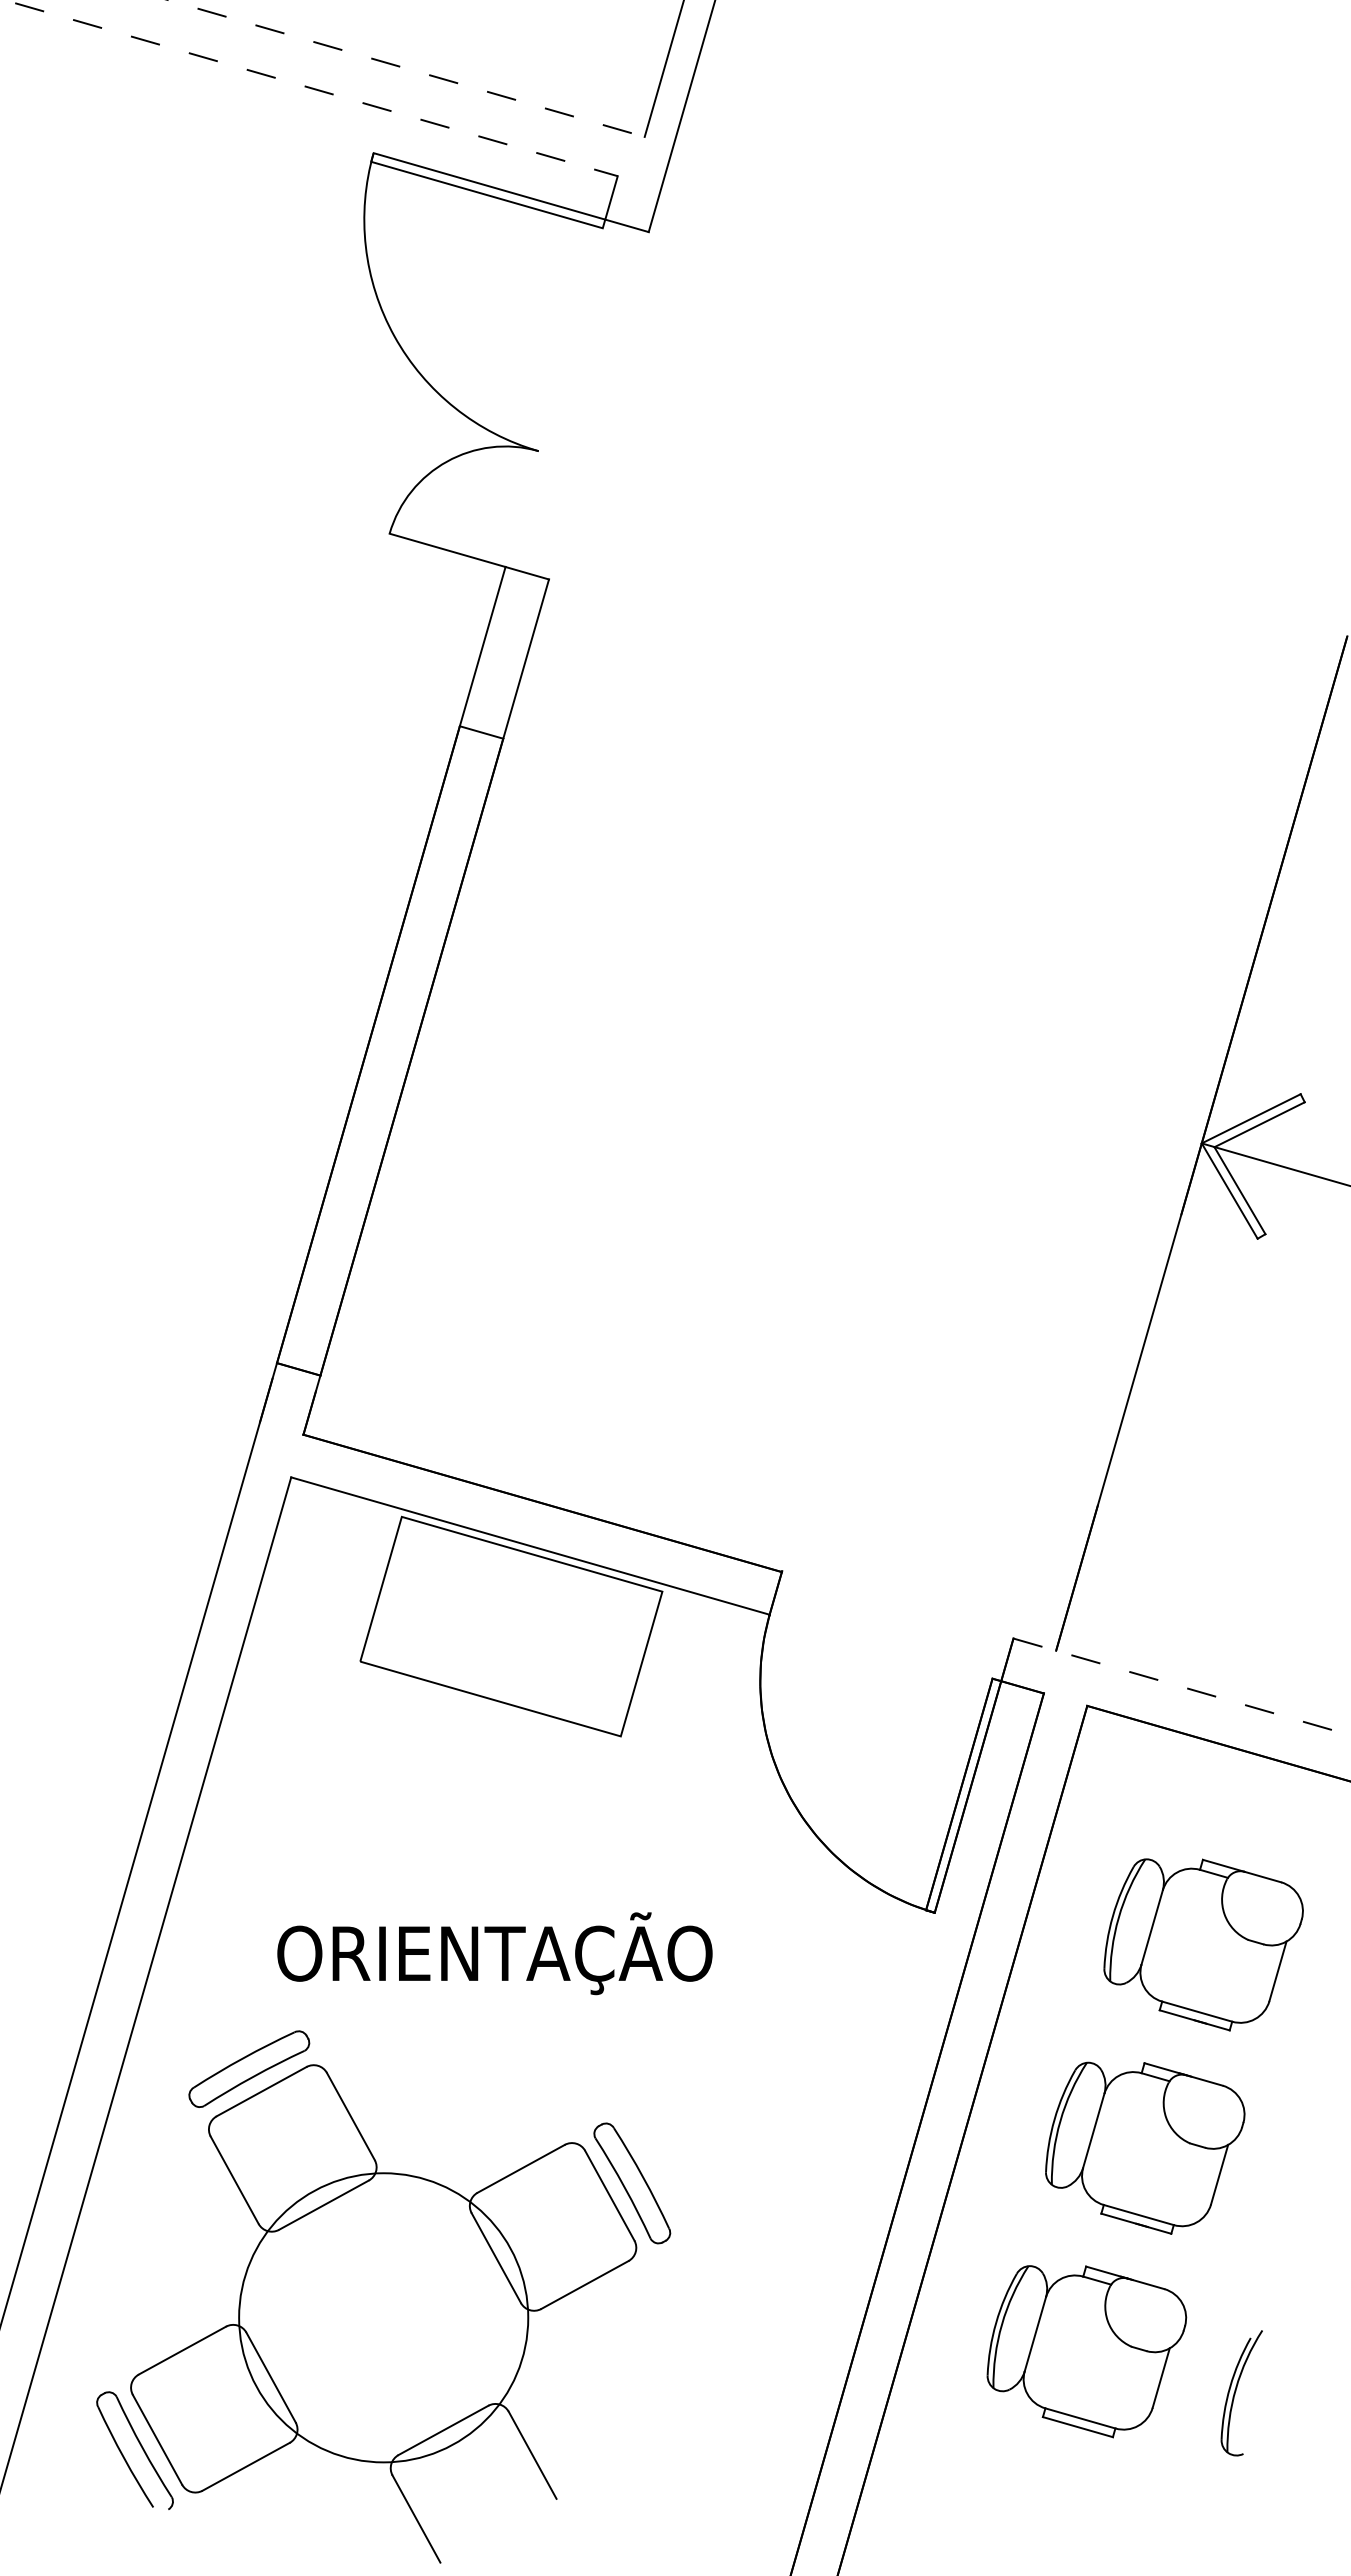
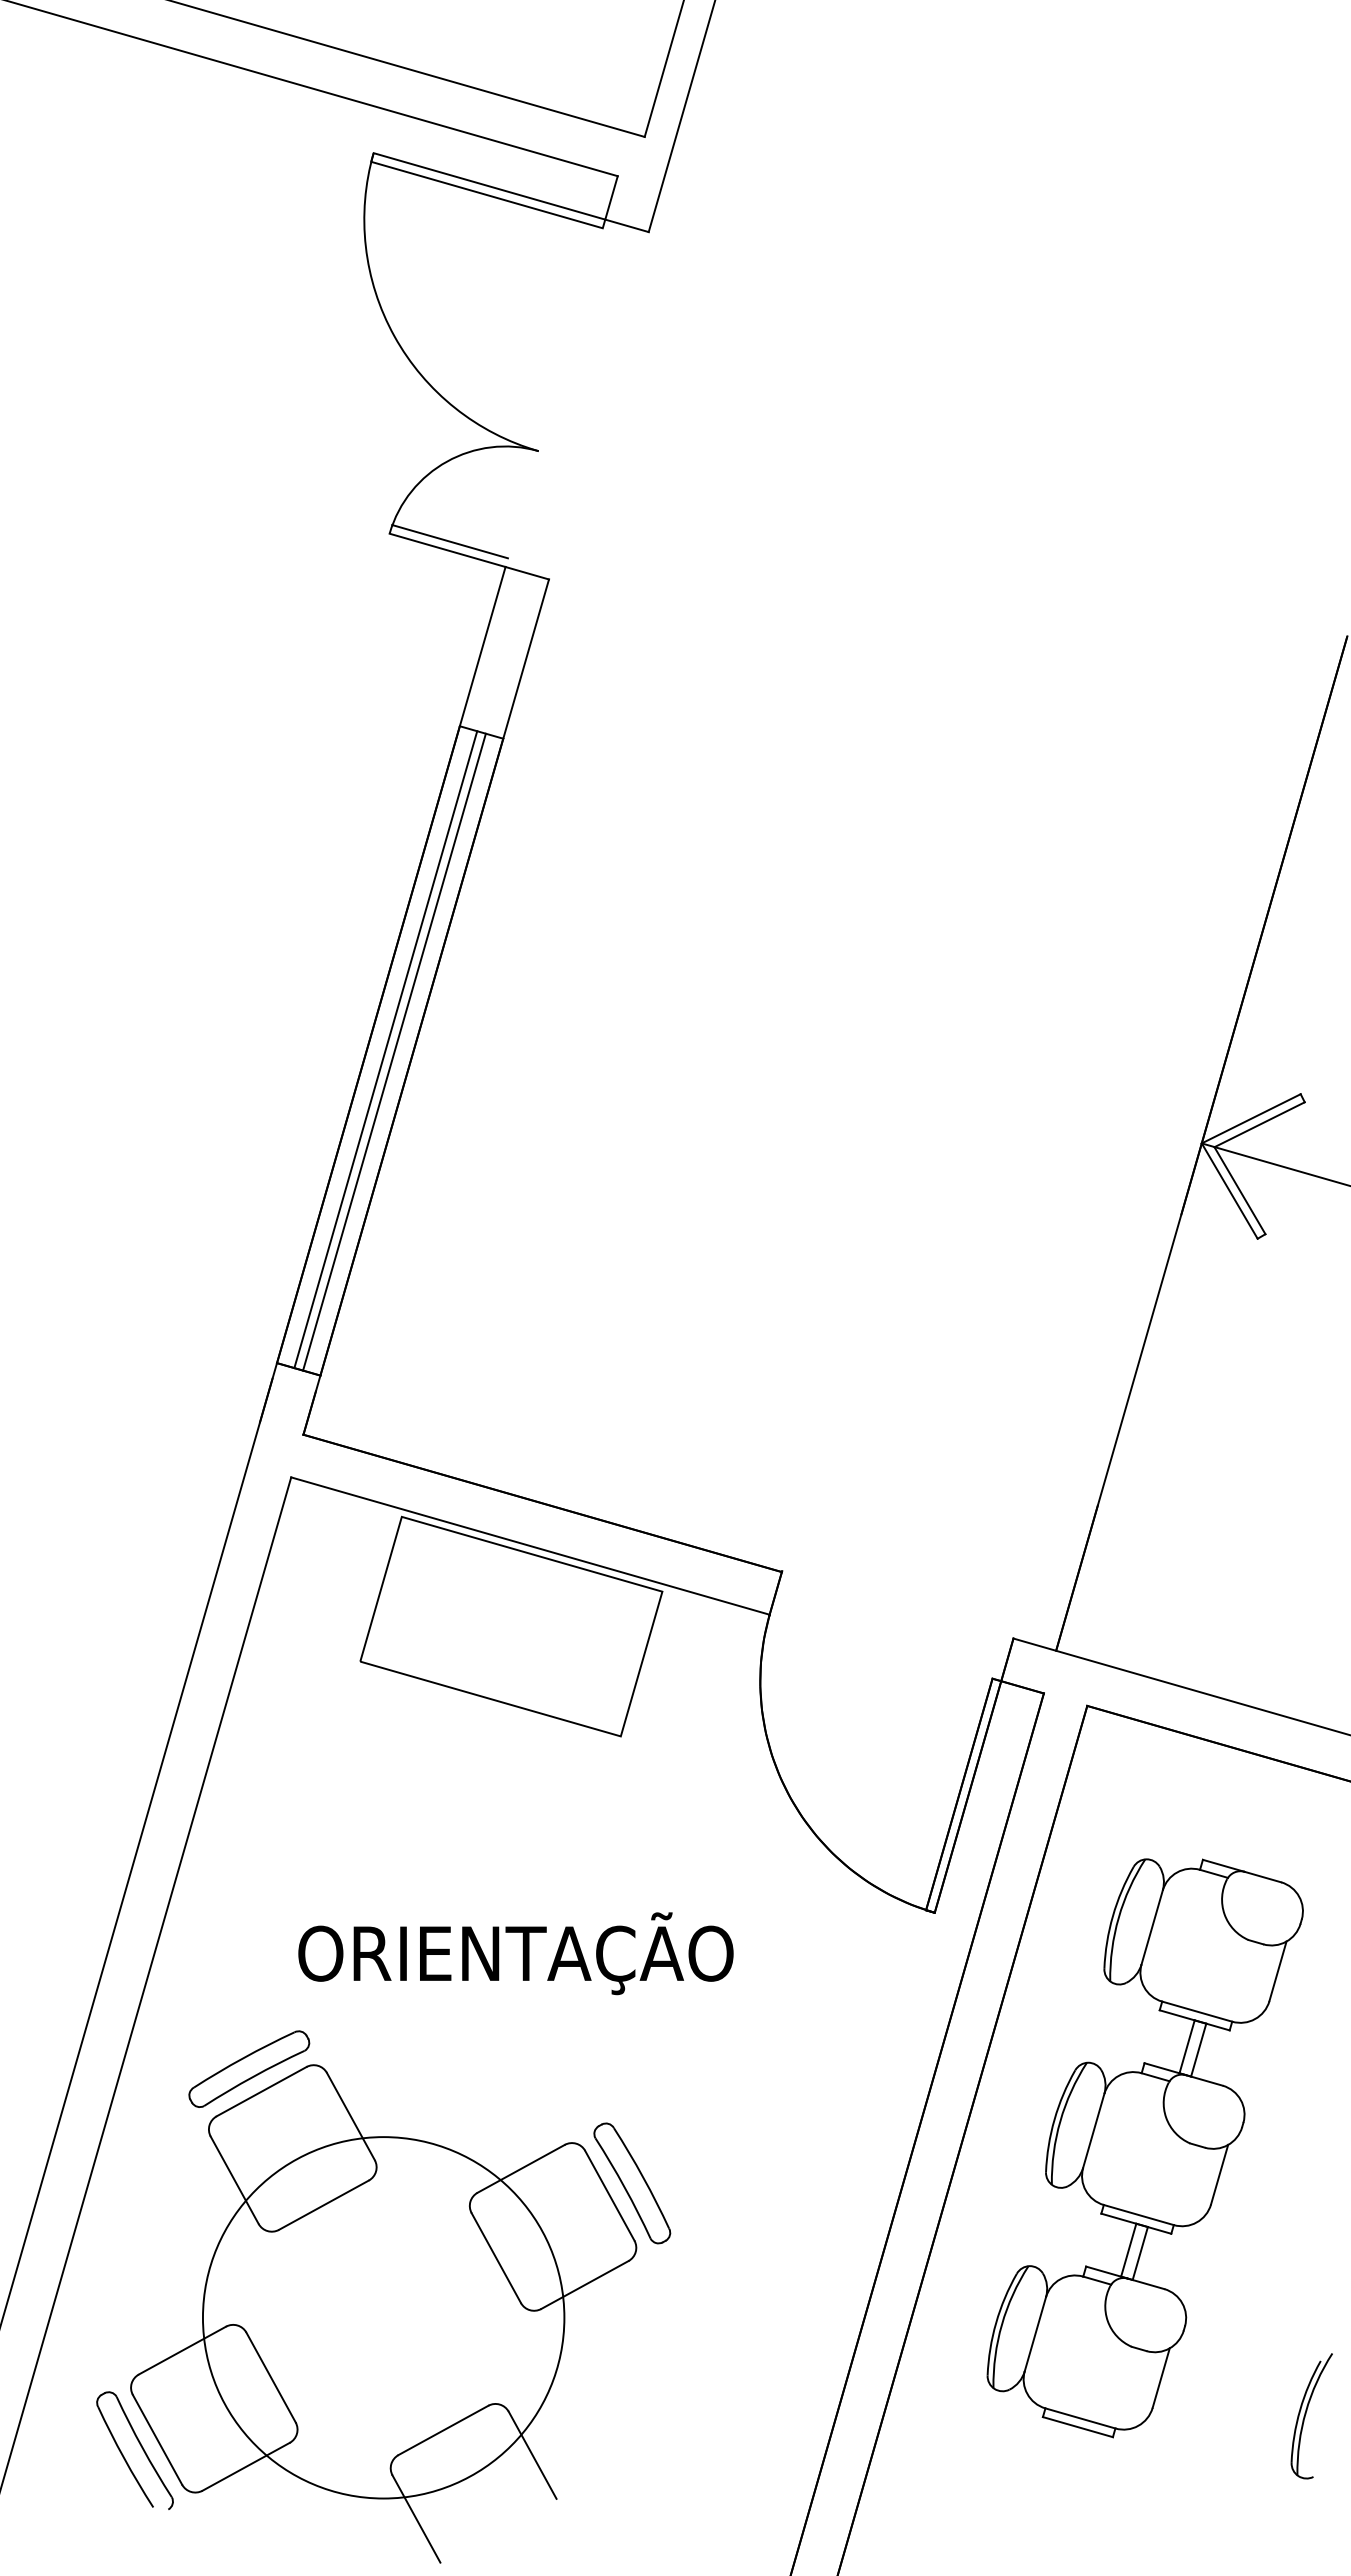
line: dashed -> solid (406, 68)
line: dashed -> solid (311, 88)
line: none -> present (449, 541)
line: none -> present (385, 1049)
line: none -> present (394, 1051)
line: dashed -> solid (1182, 1687)
text position: (494, 1953) -> (515, 1953) (515, 1953)
line: none -> present (1186, 2046)
line: none -> present (1198, 2049)
line: none -> present (1128, 2249)
line: none -> present (1139, 2253)
circle diameter: 289 px -> 361 px (383, 2317)
part position: (1241, 2393) -> (1311, 2416) (1311, 2416)
